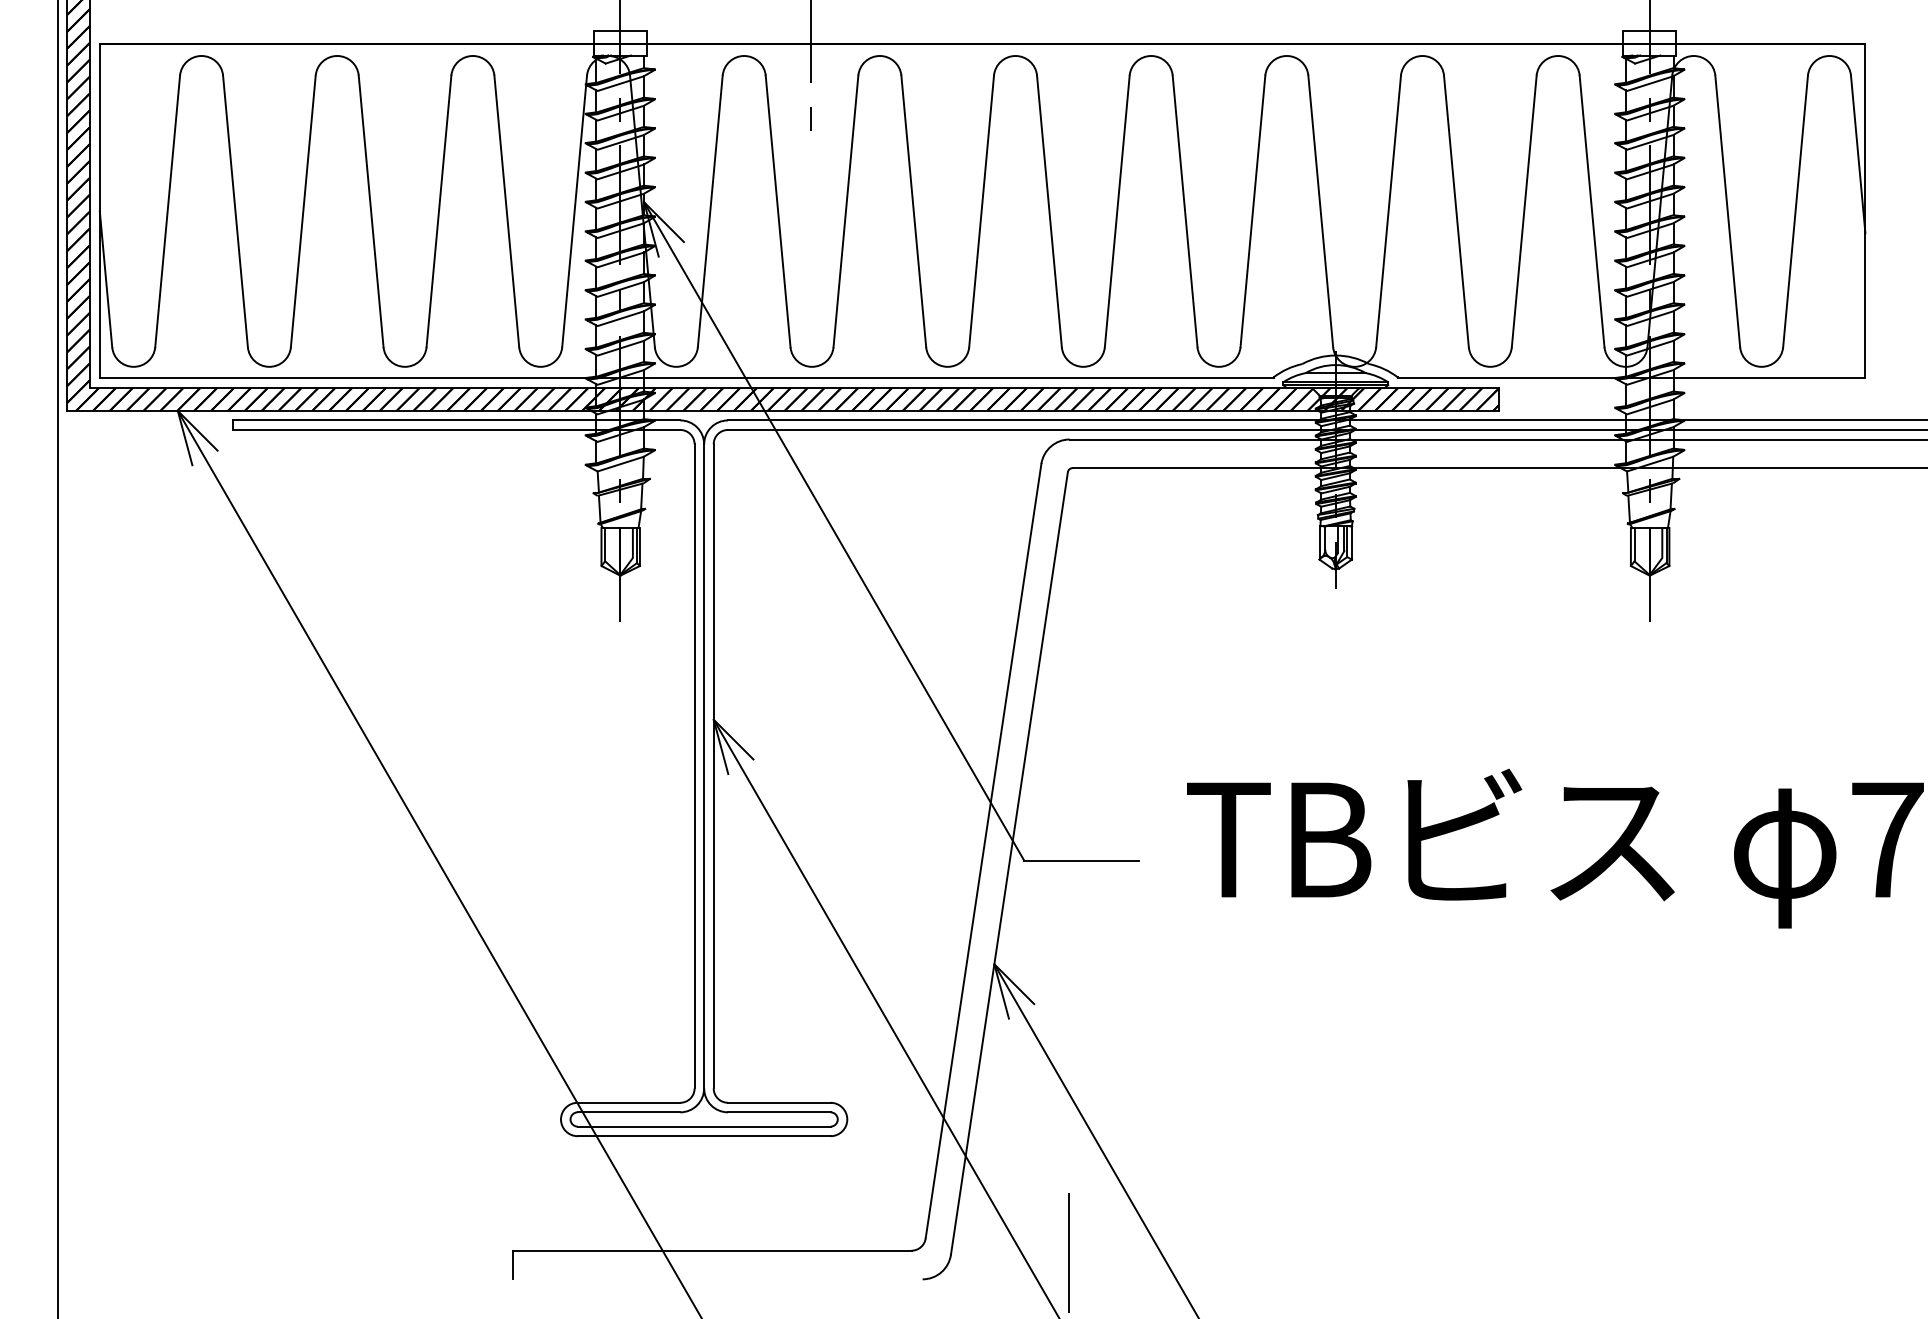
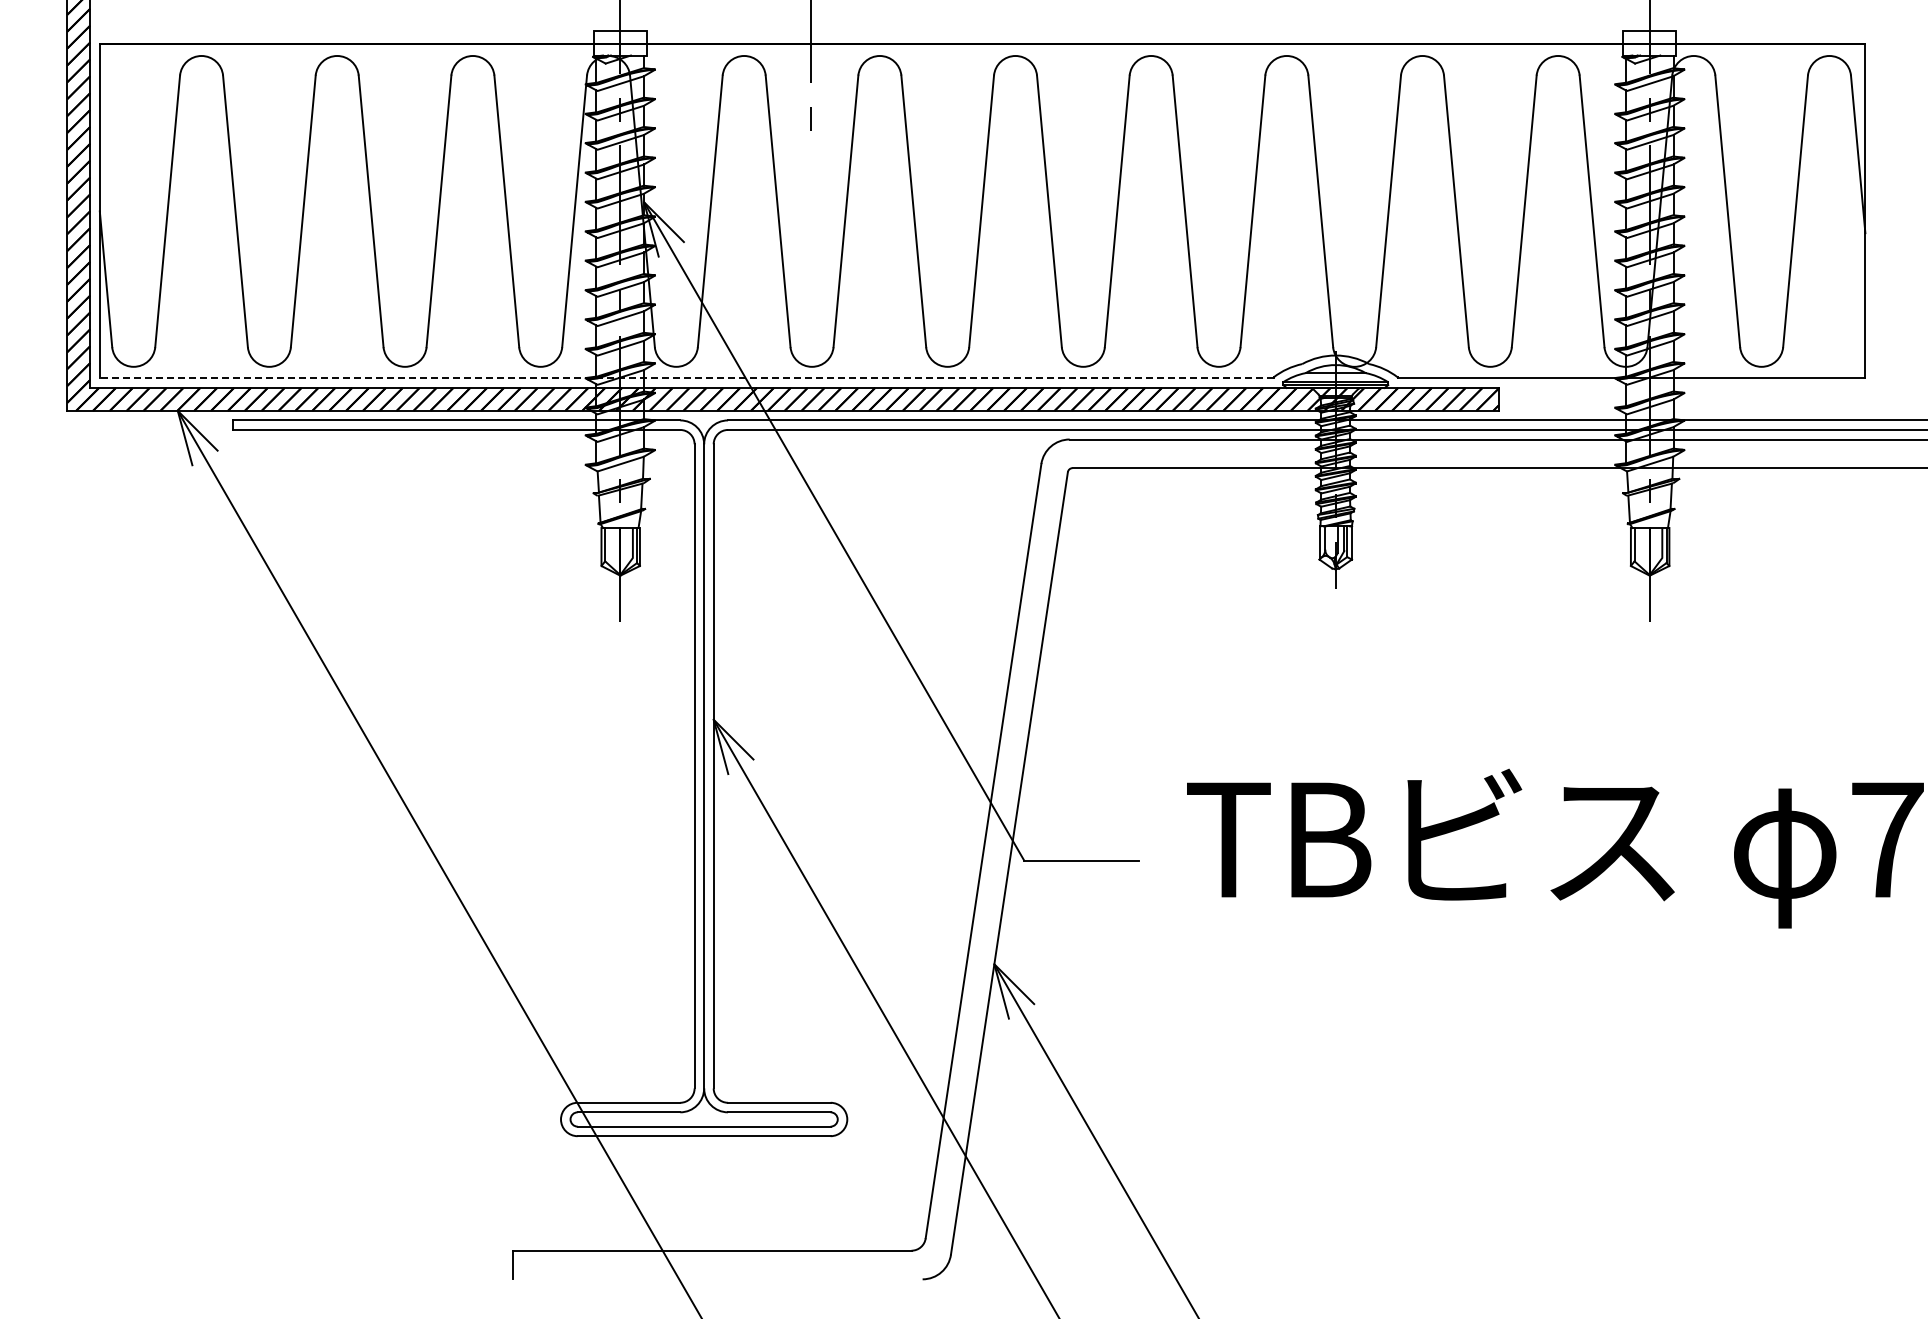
line: solid -> dashed (686, 378)
line: present -> none (57, 658)
line: present -> none (1068, 1254)
